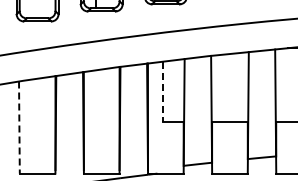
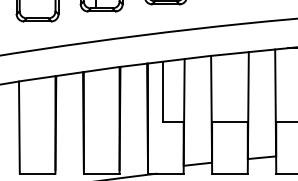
line: dashed -> solid (163, 92)
line: dashed -> solid (19, 128)
